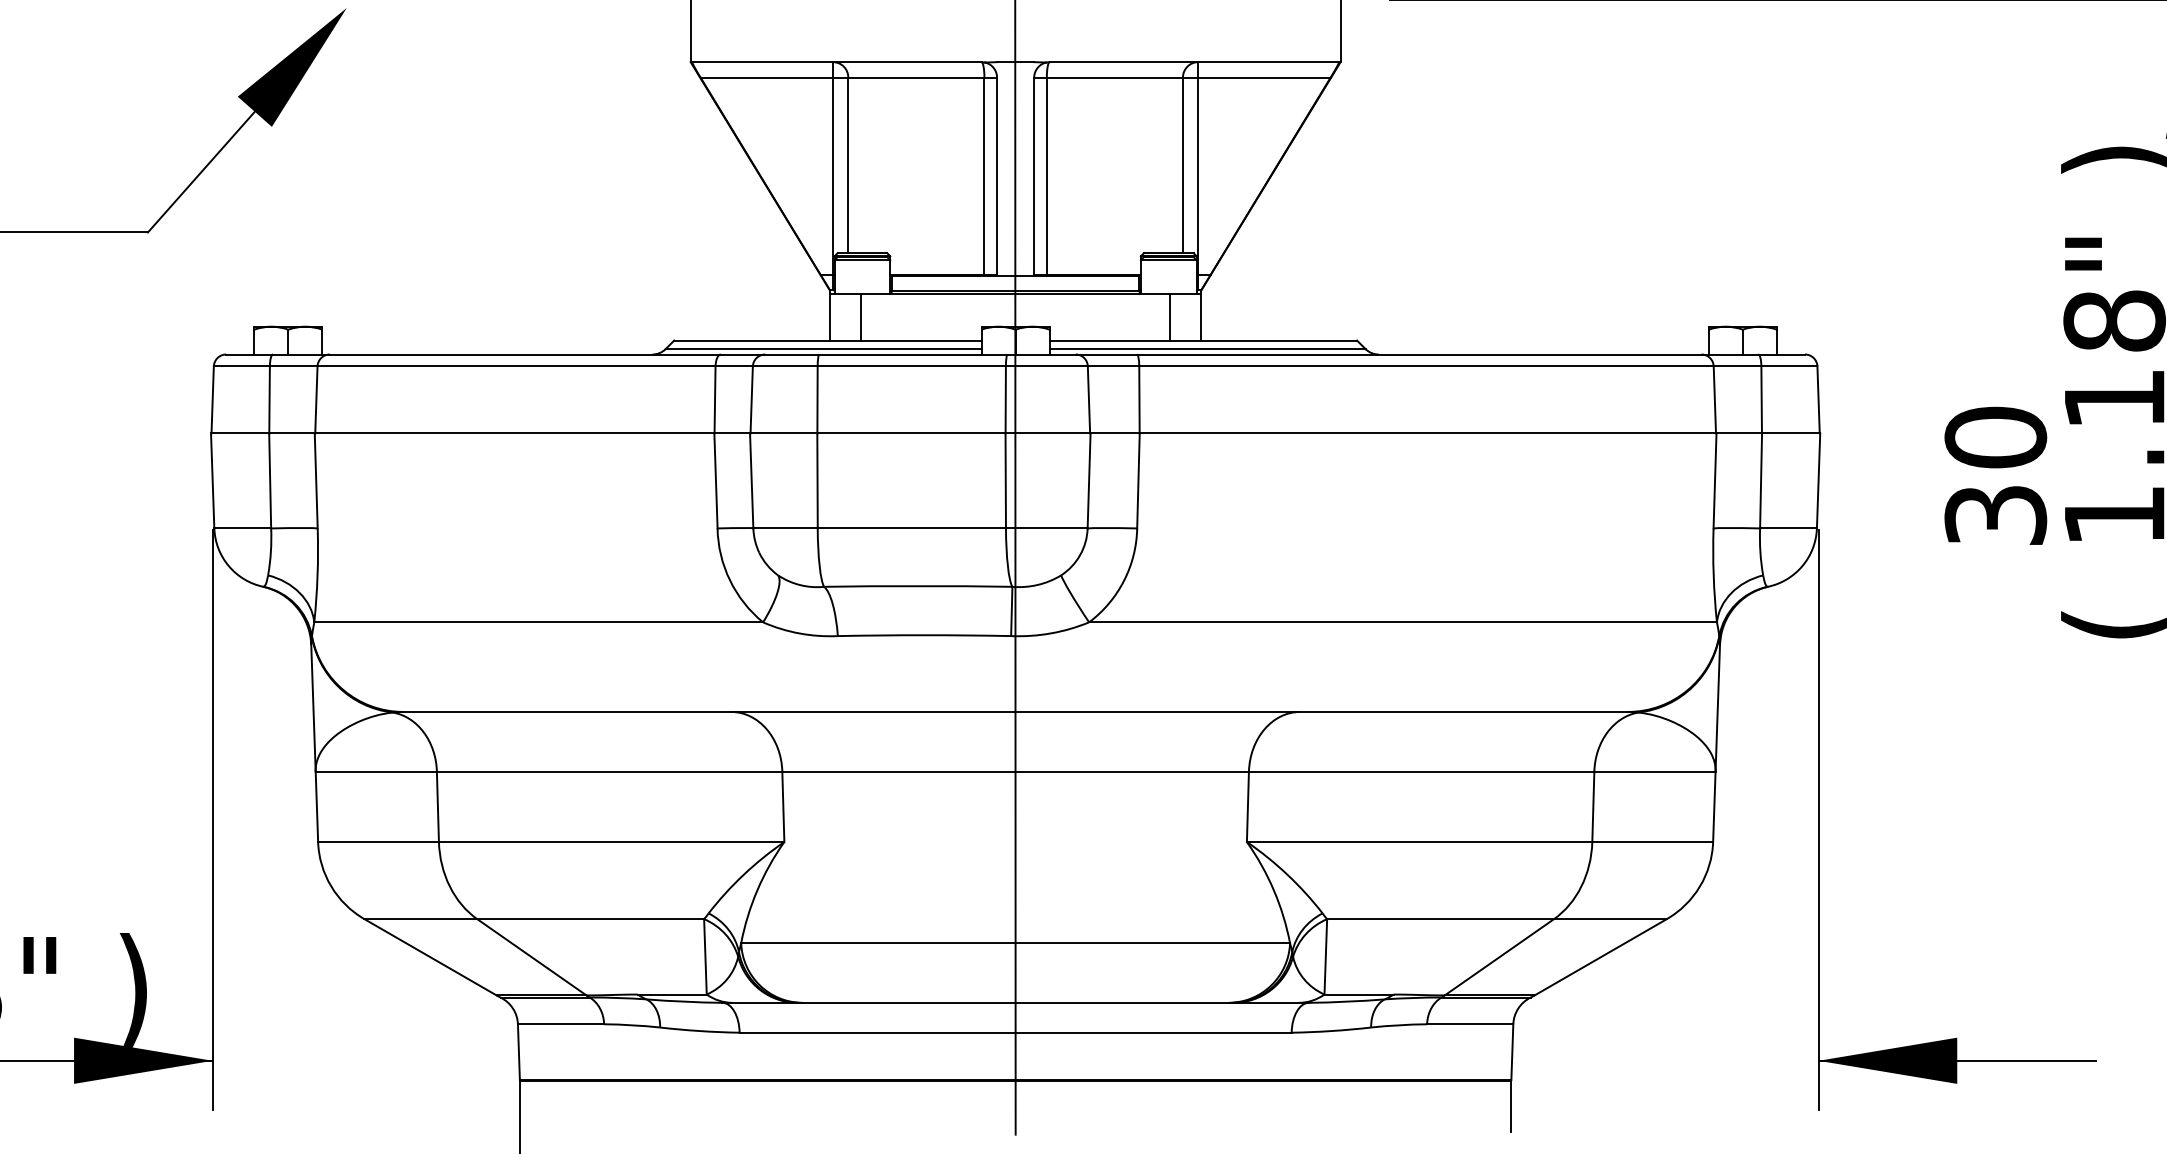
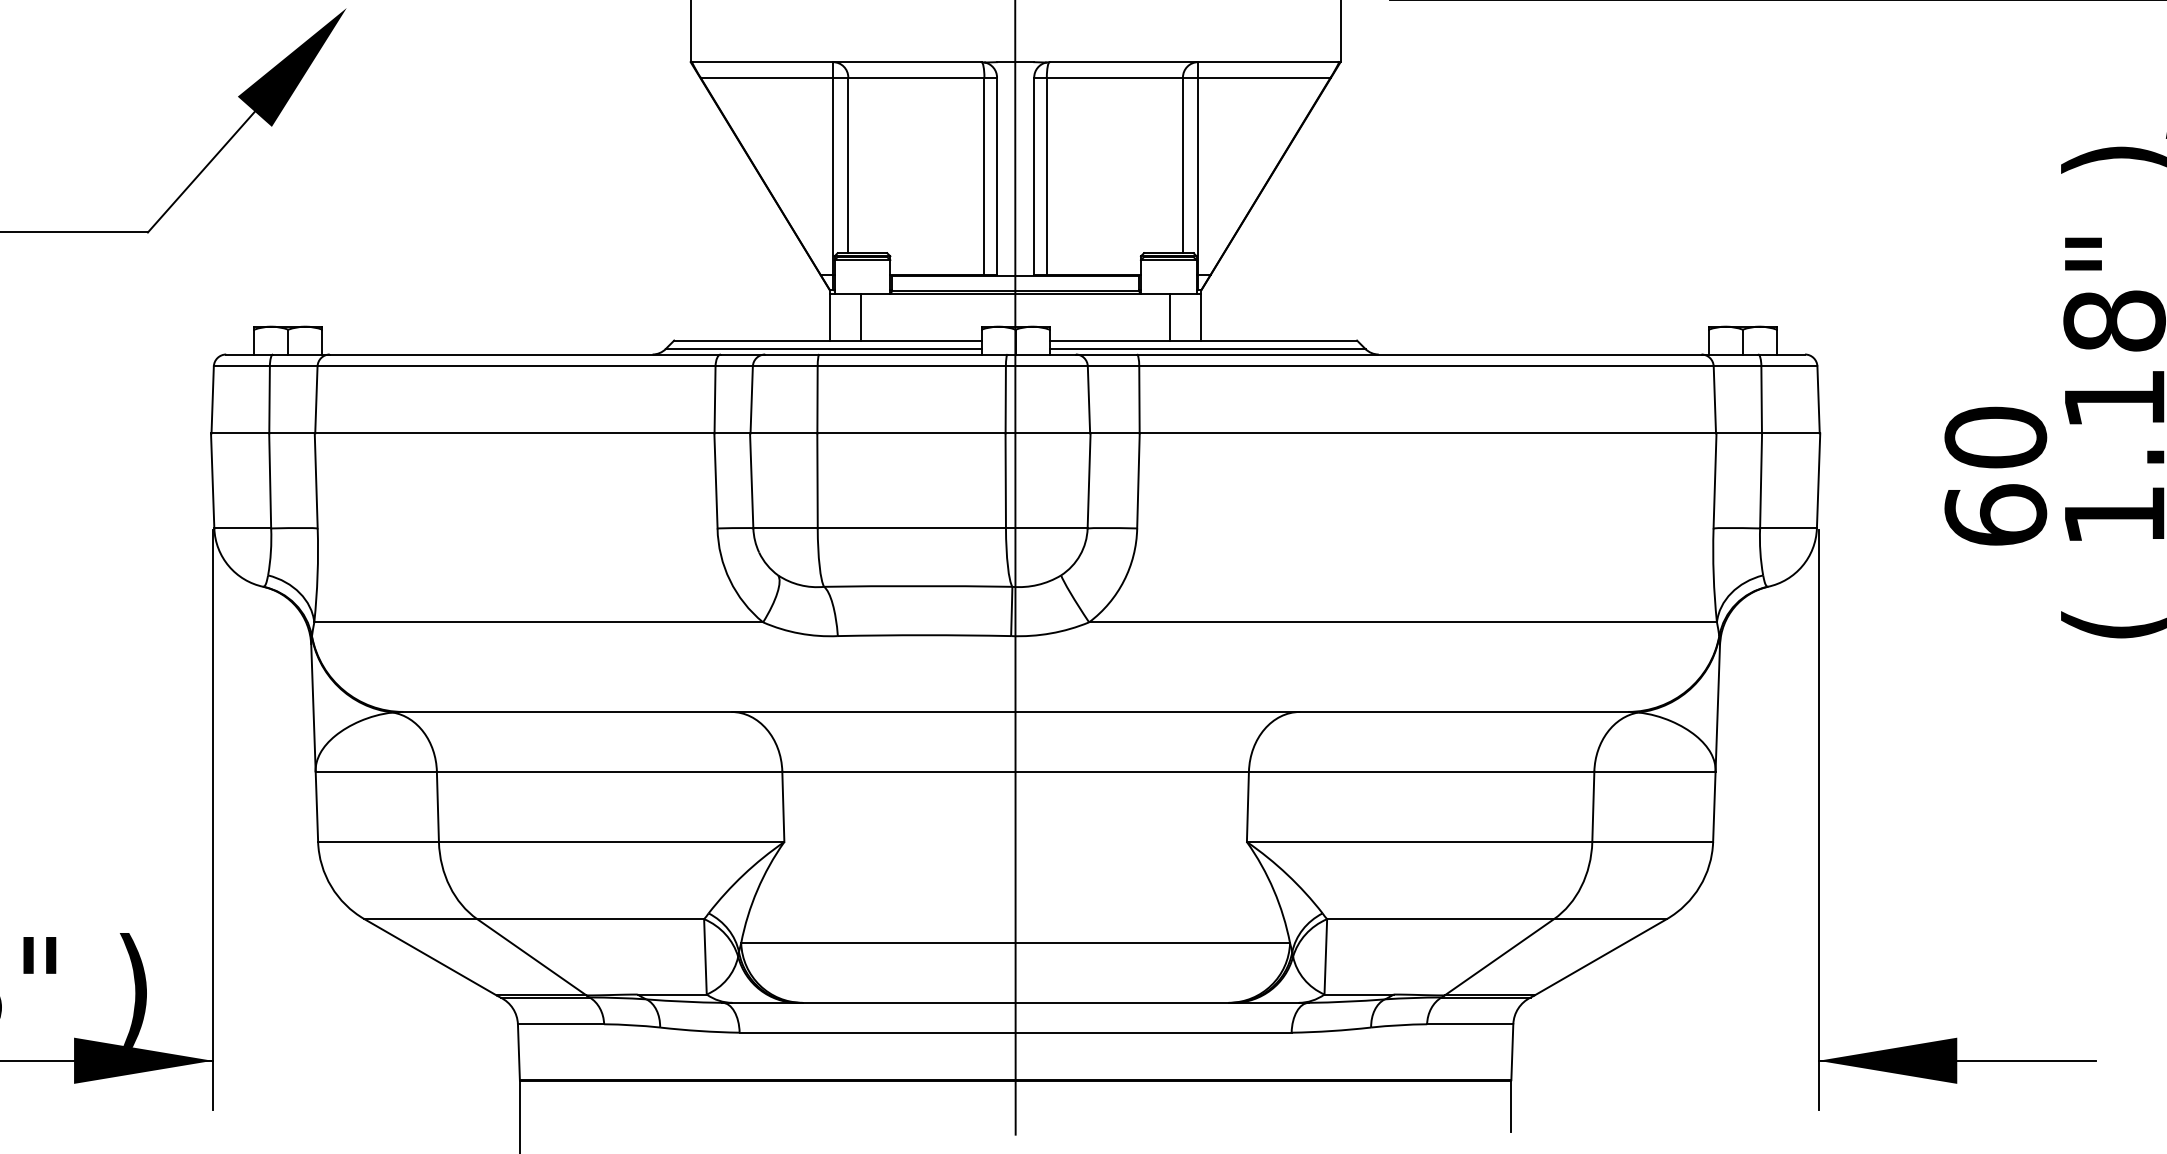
text: 30 -> 60 (1995, 514)
